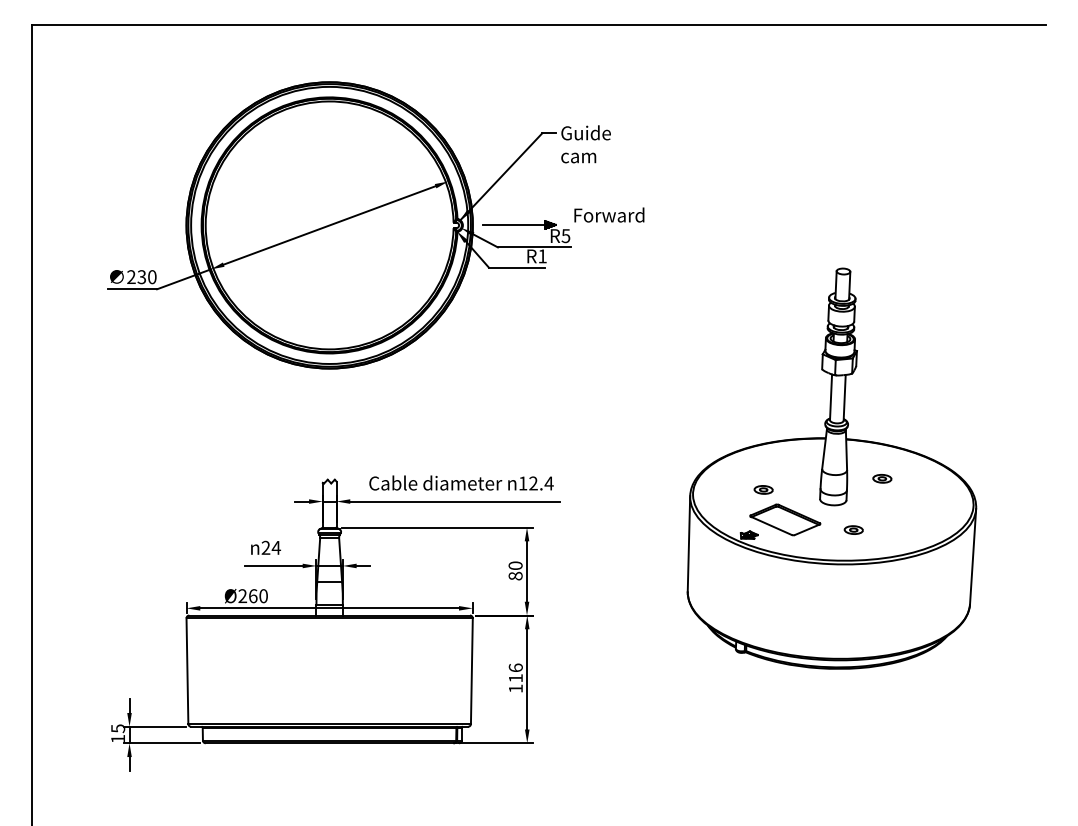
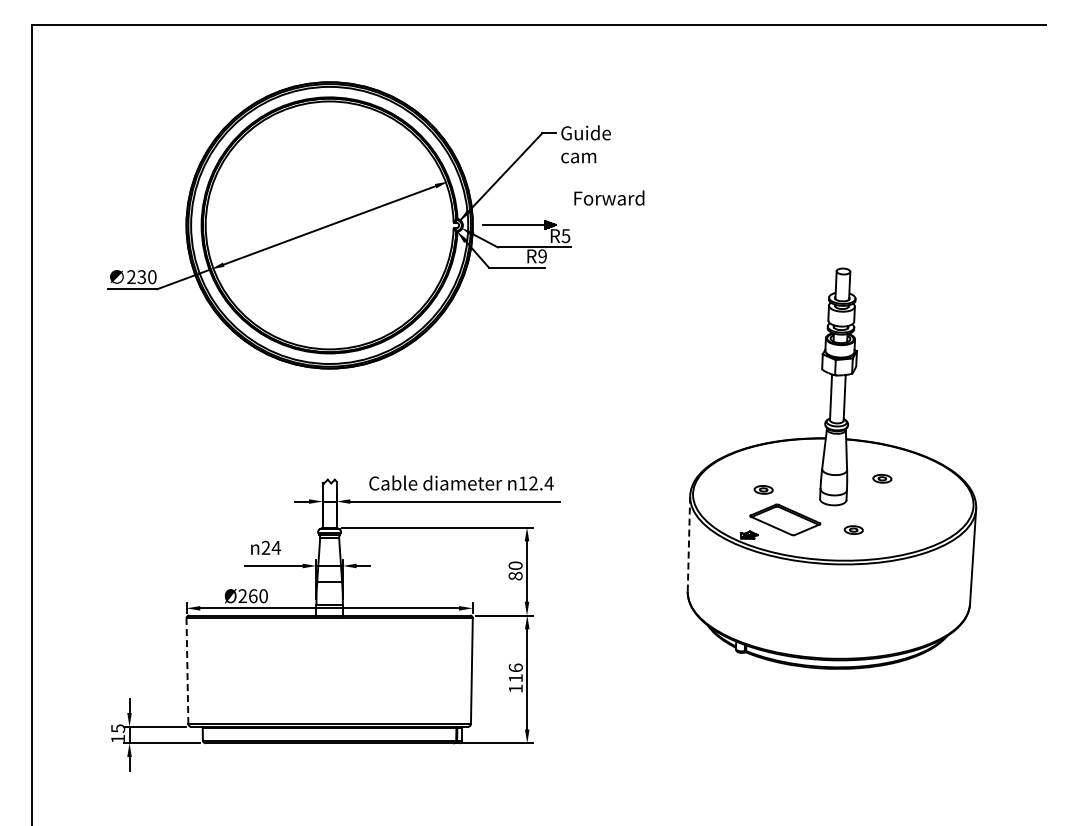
text position: (609, 214) -> (609, 197) (609, 197)
text: R1 -> R9 (542, 256)
line: solid -> dashed (688, 543)
line: solid -> dashed (187, 671)
